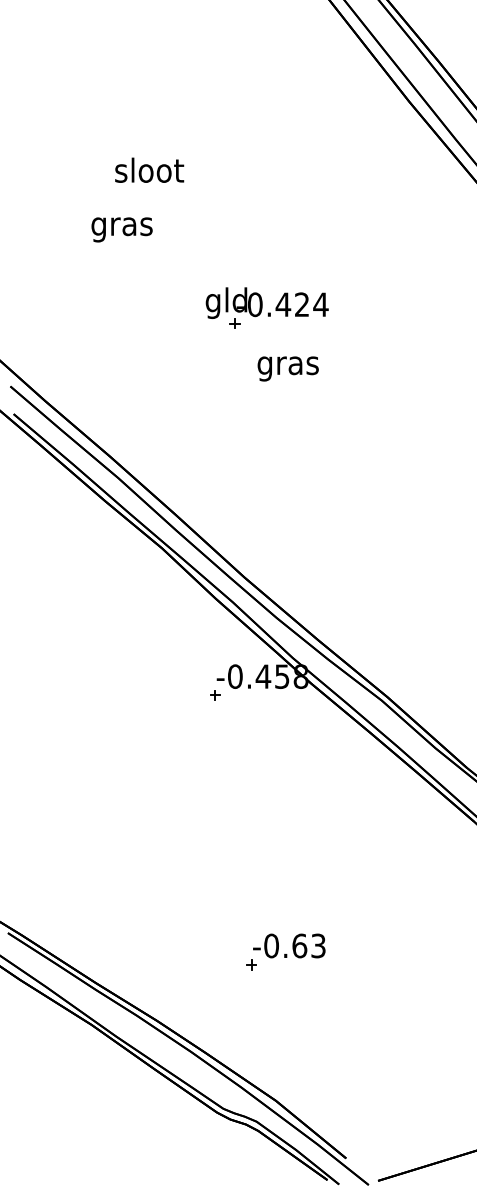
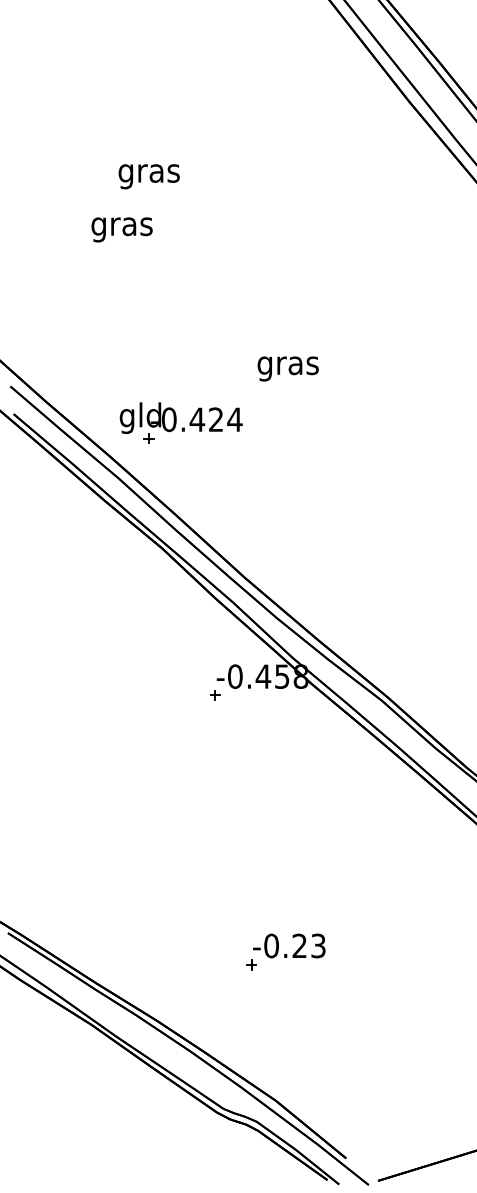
text: sloot -> gras (149, 173)
part position: (266, 307) -> (180, 422) (180, 422)
text: -0.63 -> -0.23 (299, 945)
